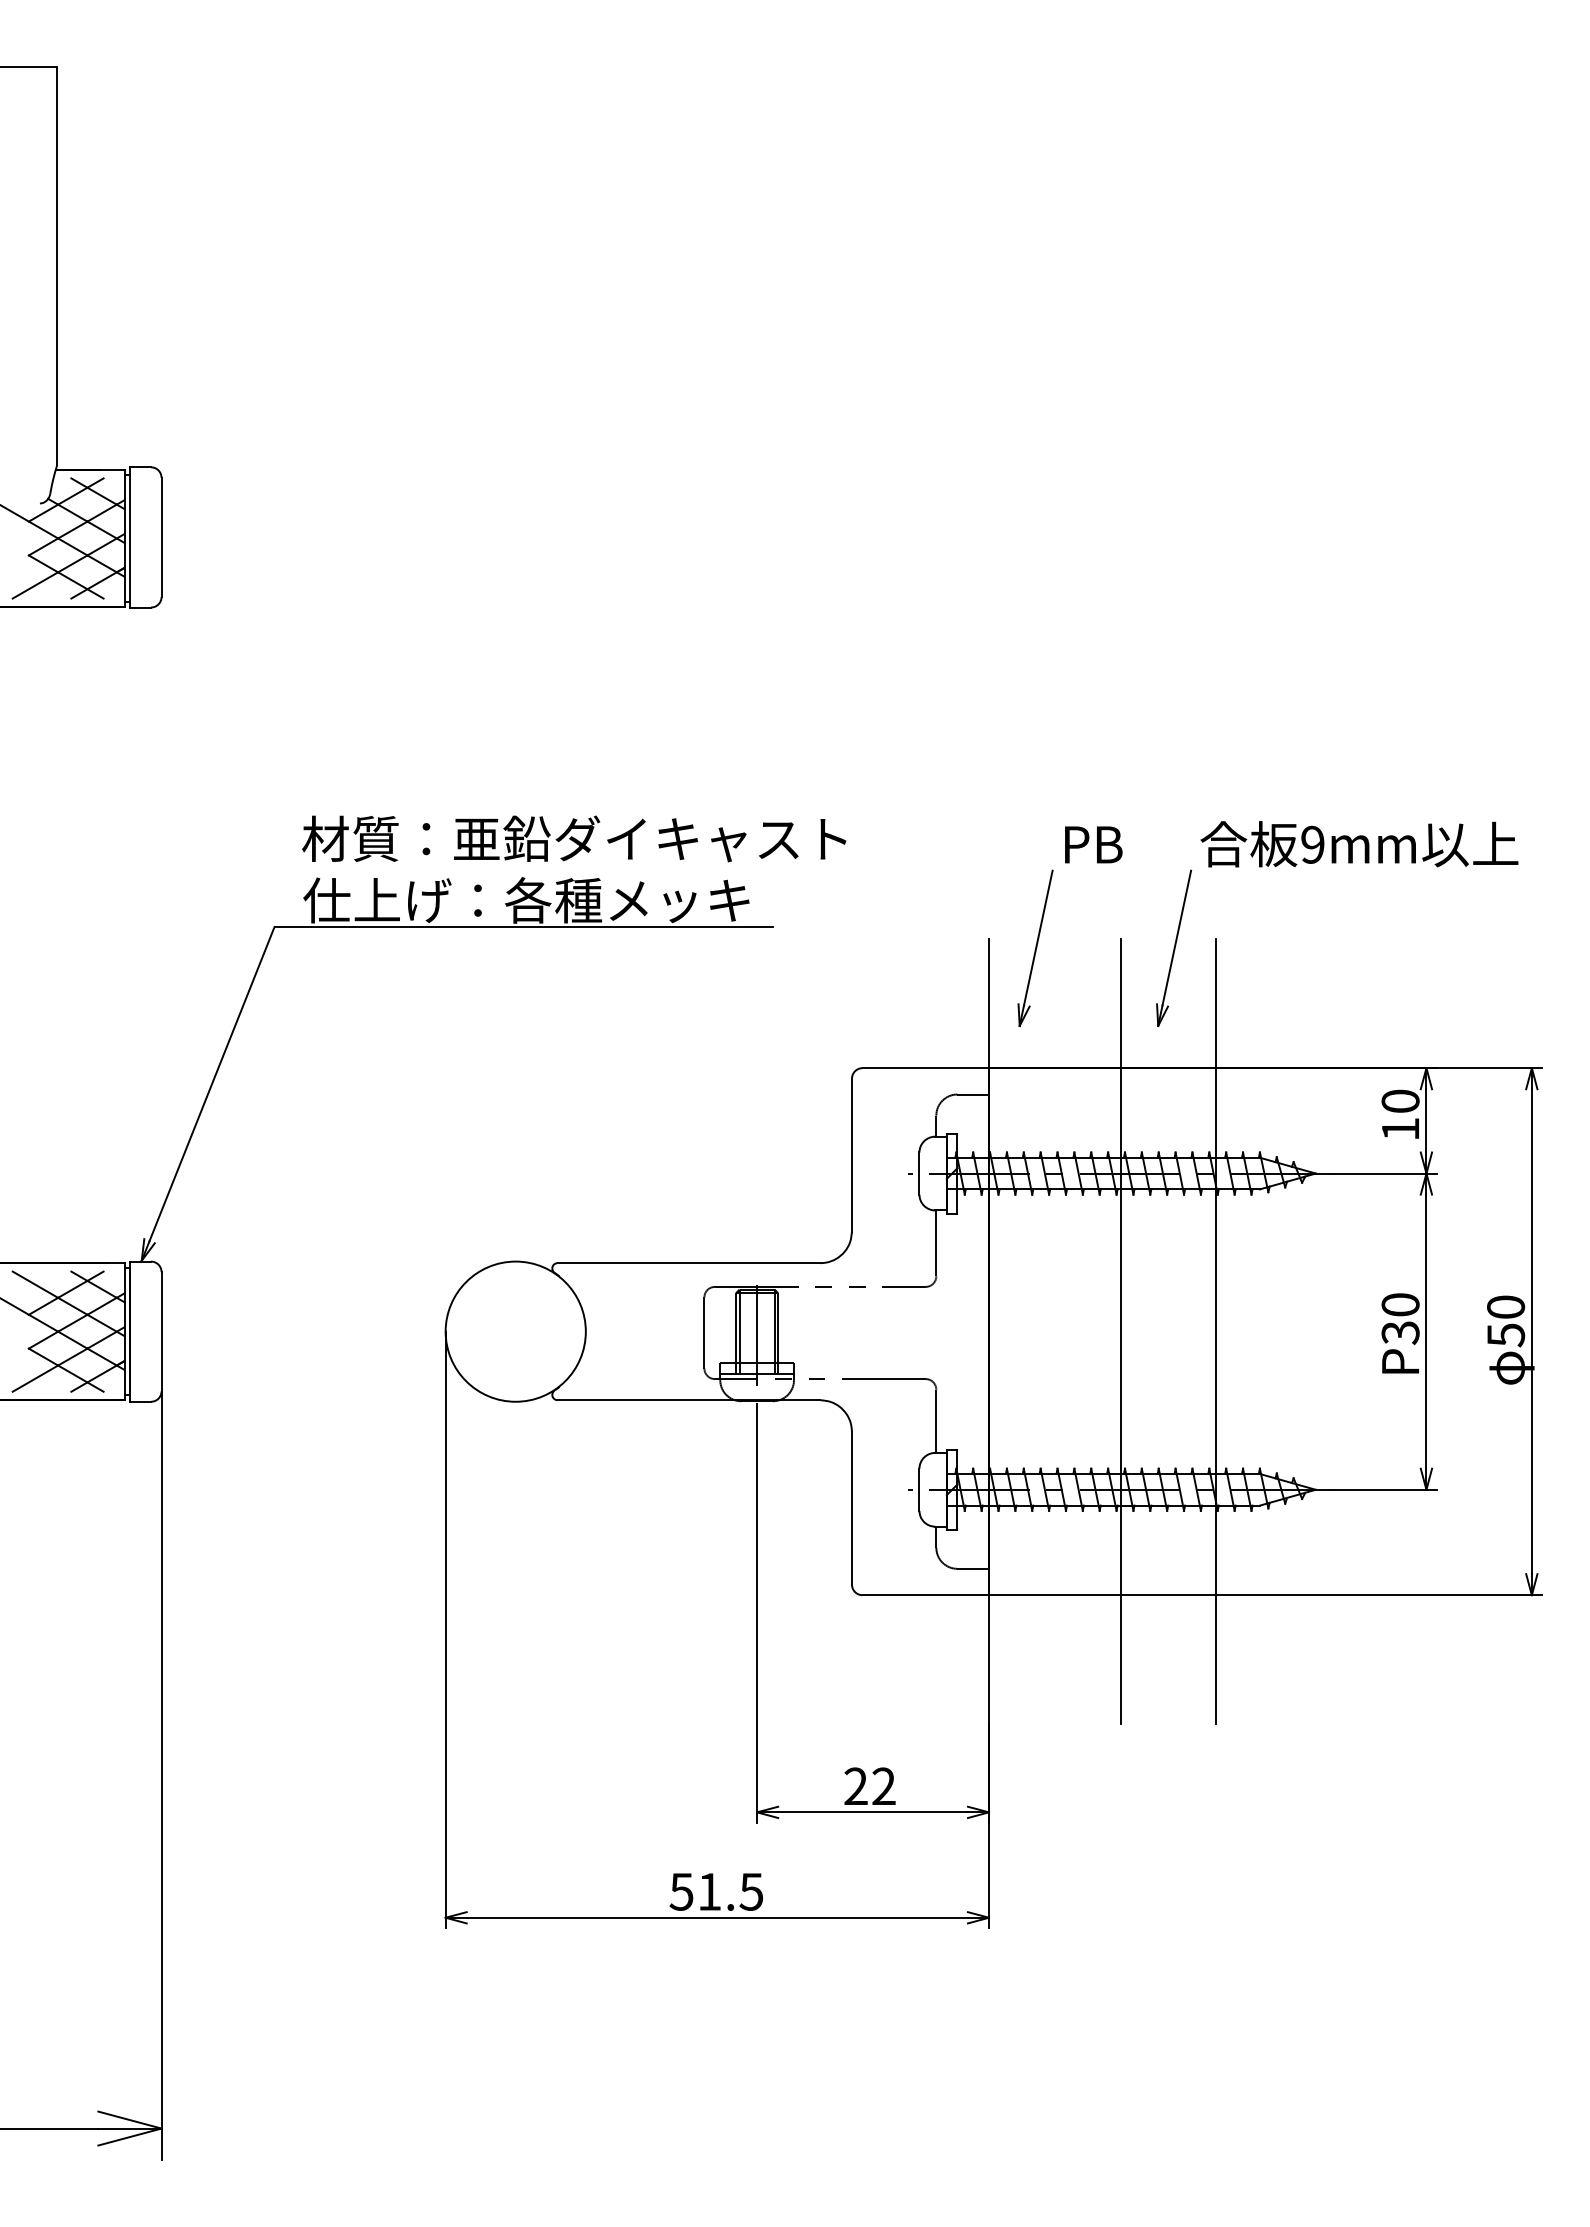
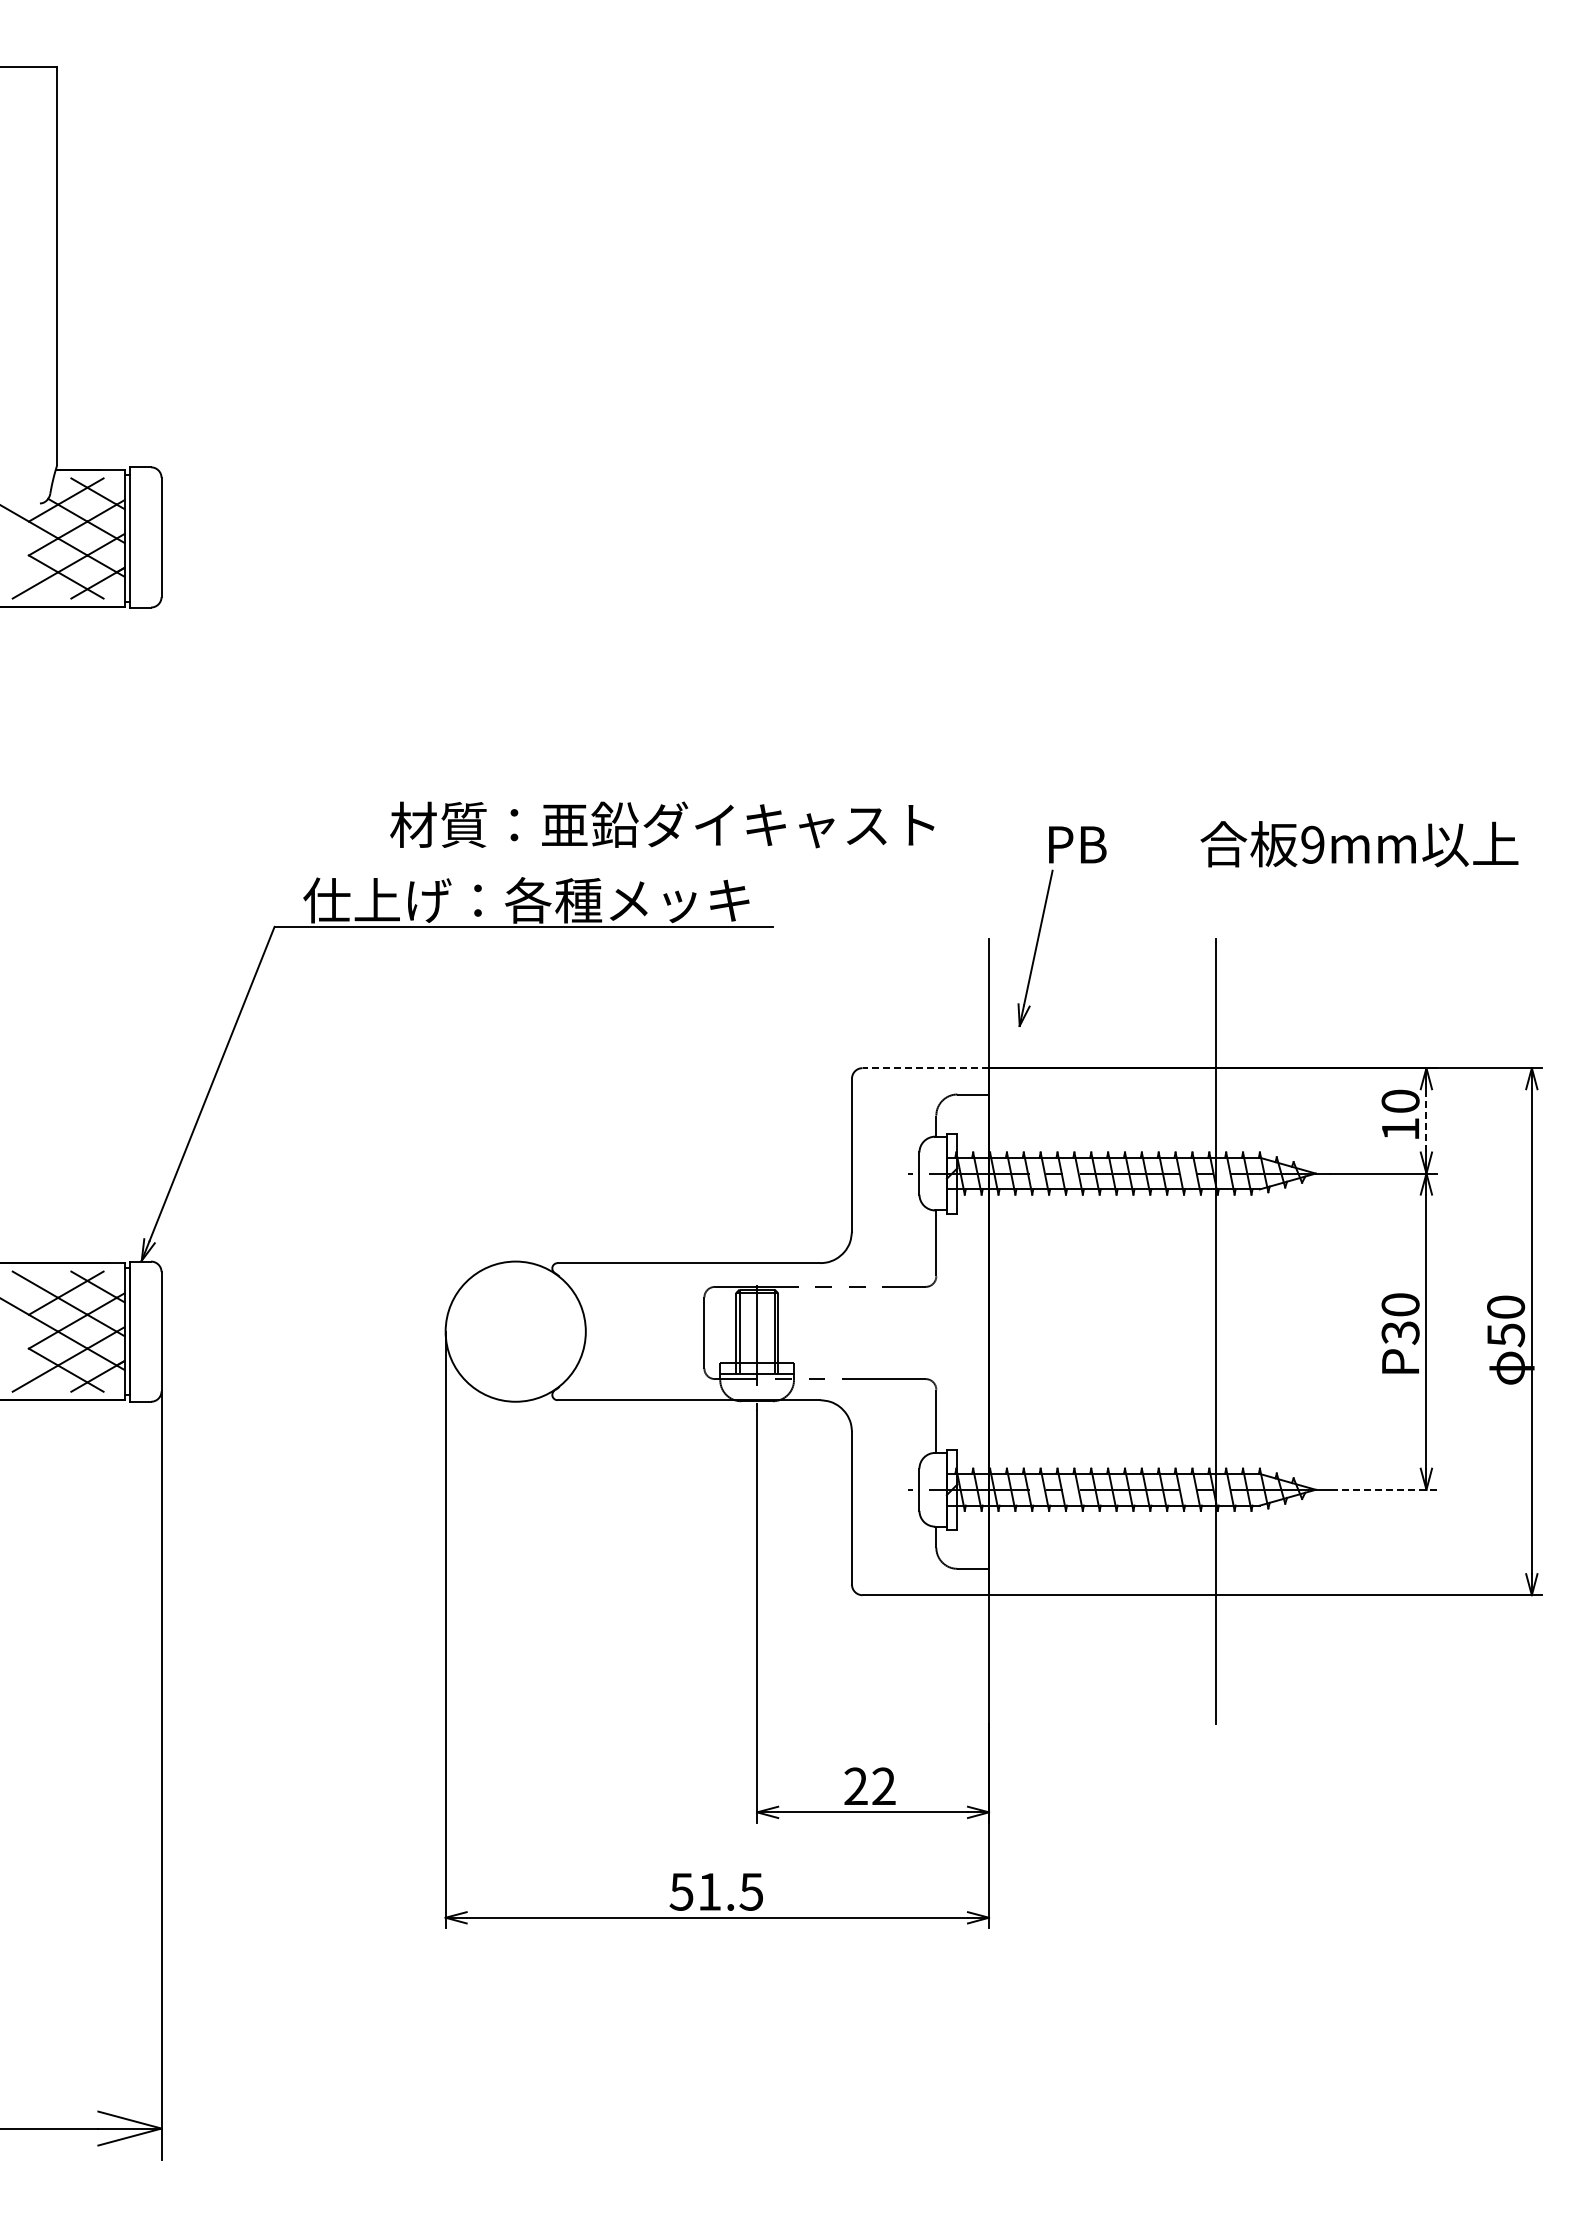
text position: (574, 838) -> (662, 824) (662, 824)
text position: (1093, 844) -> (1077, 844) (1077, 844)
part: present -> none (1174, 948)
line: solid -> dashed (925, 1068)
line: solid -> dashed (1426, 1120)
line: present -> none (1120, 1331)
line: solid -> dashed (1384, 1489)
